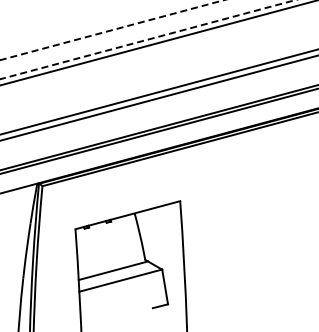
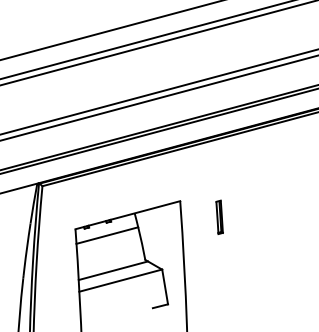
line: dashed -> solid (112, 30)
line: dashed -> solid (147, 39)
part: none -> present (219, 216)
line: none -> present (107, 235)
